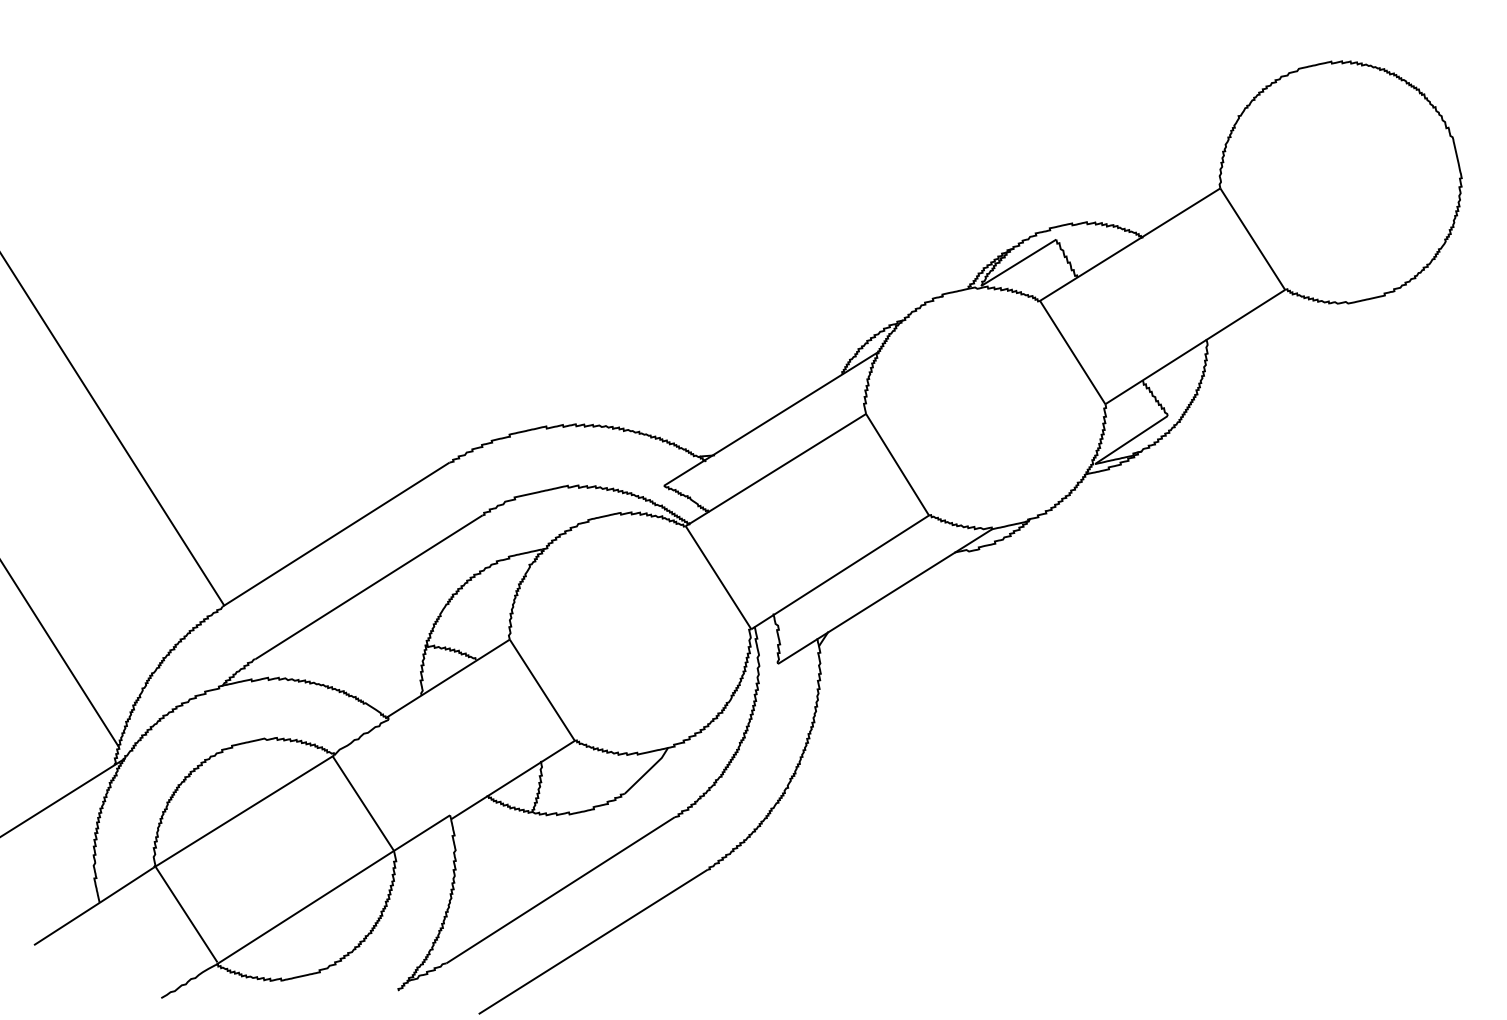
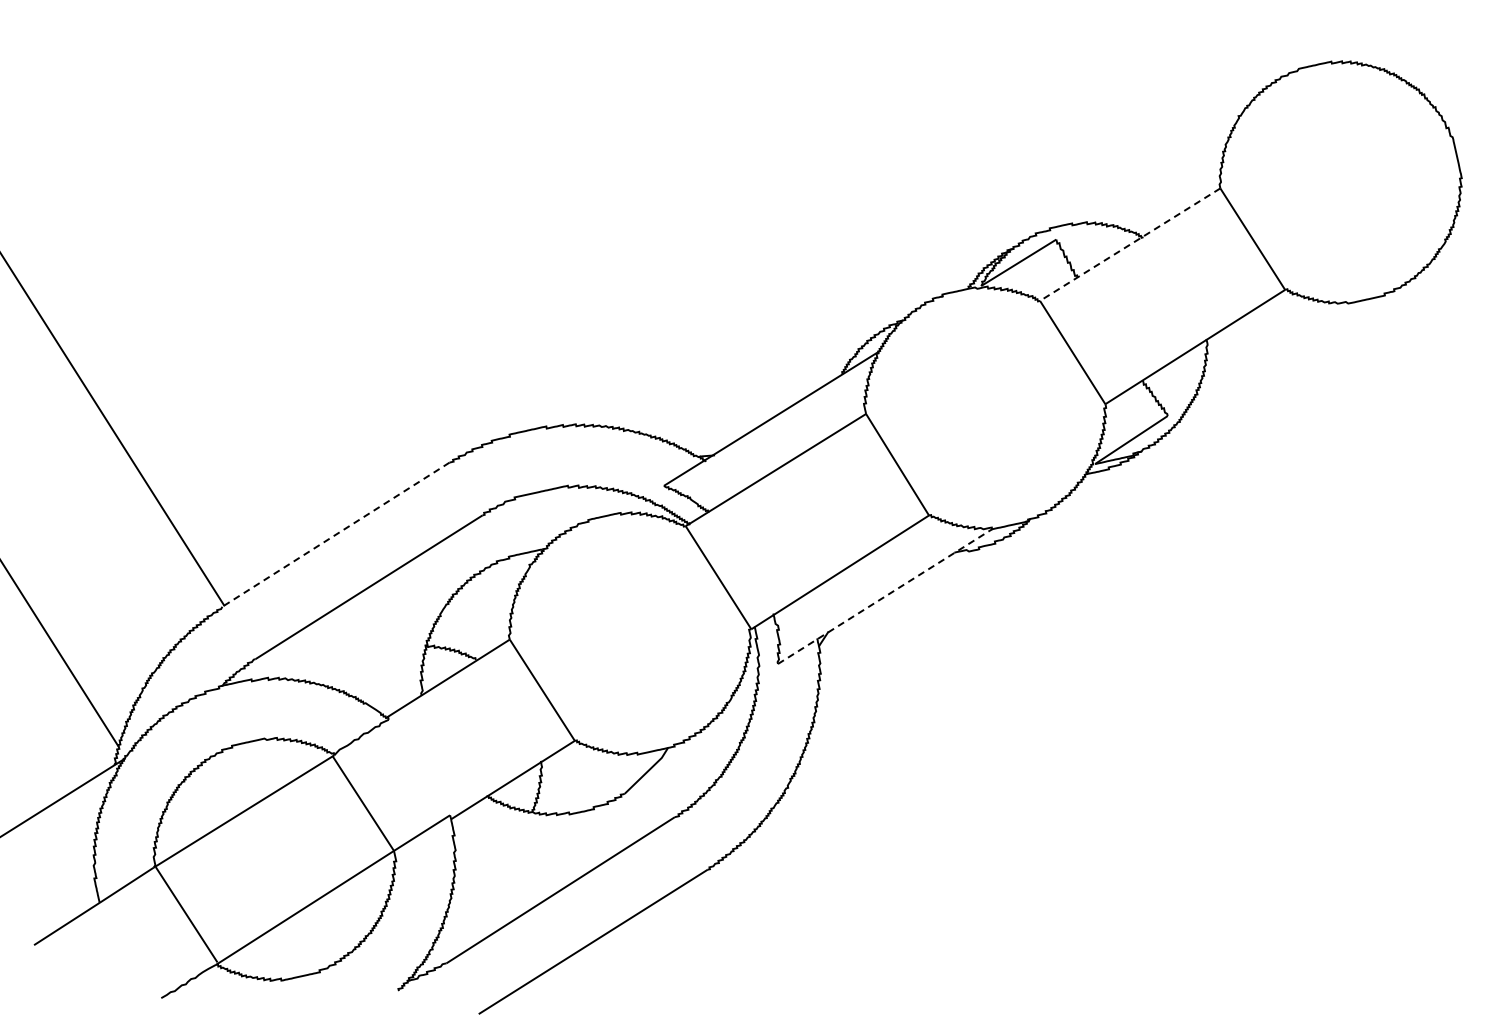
line: solid -> dashed (1129, 244)
line: solid -> dashed (335, 534)
line: solid -> dashed (885, 596)
